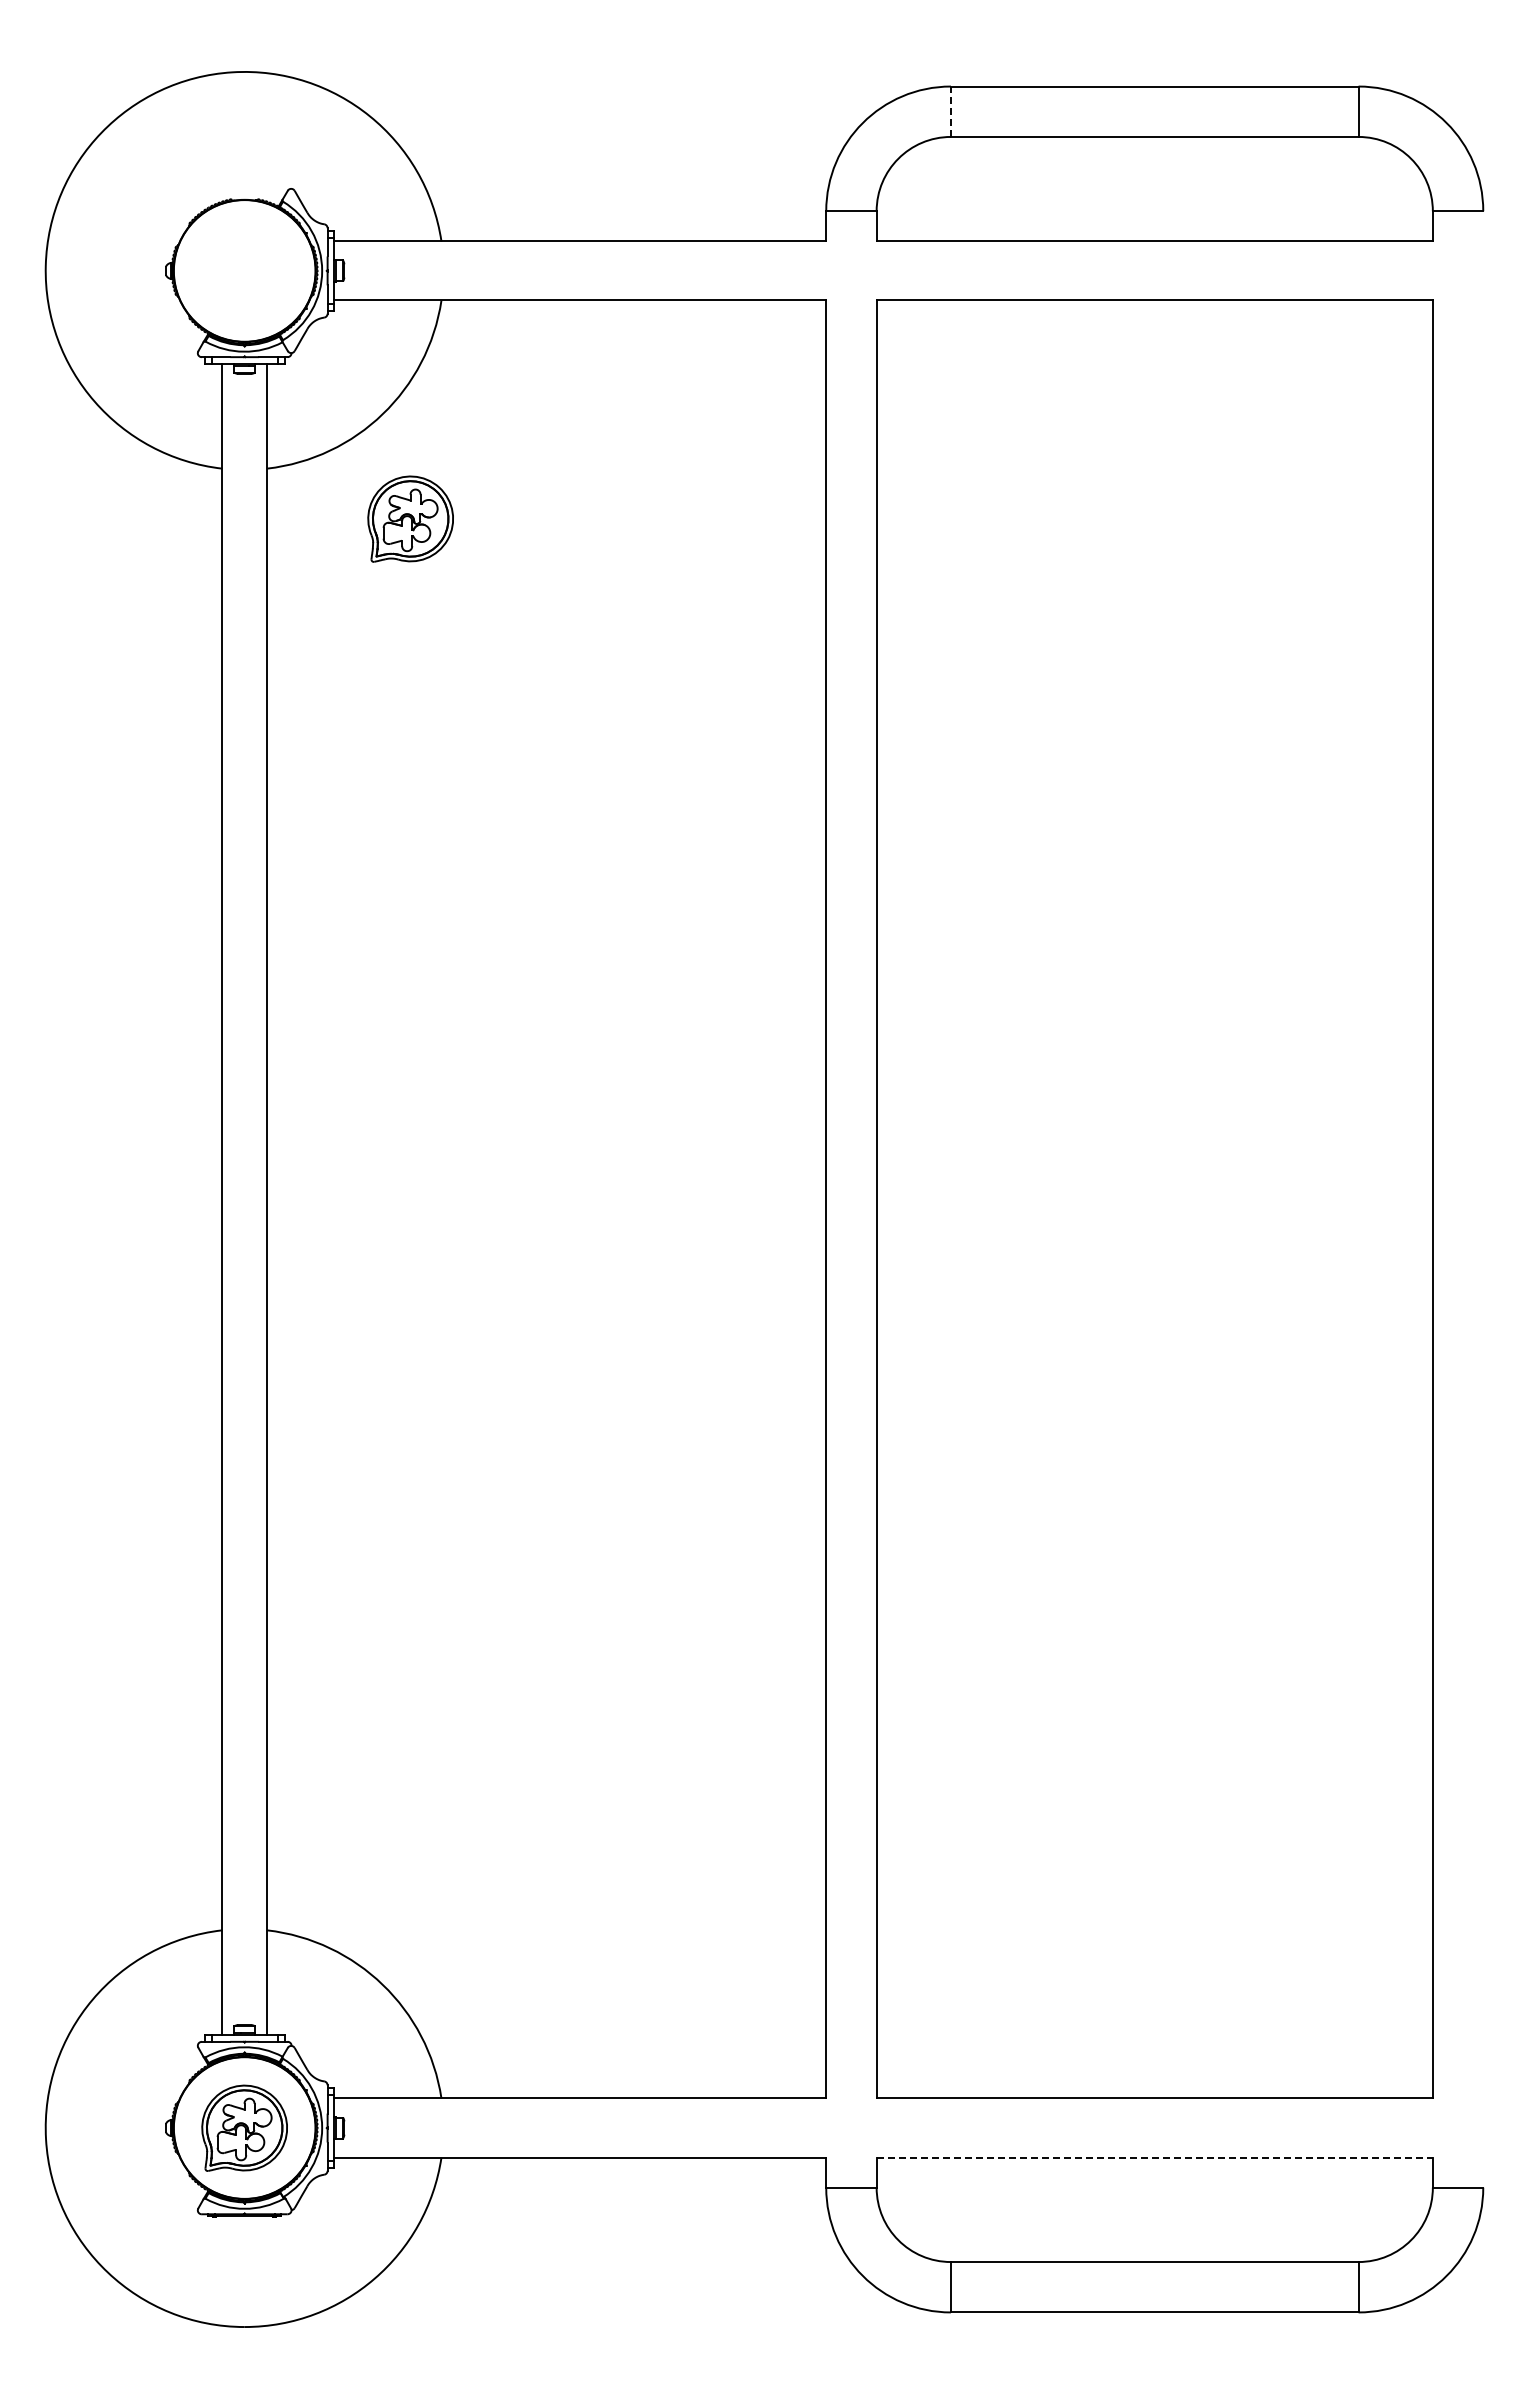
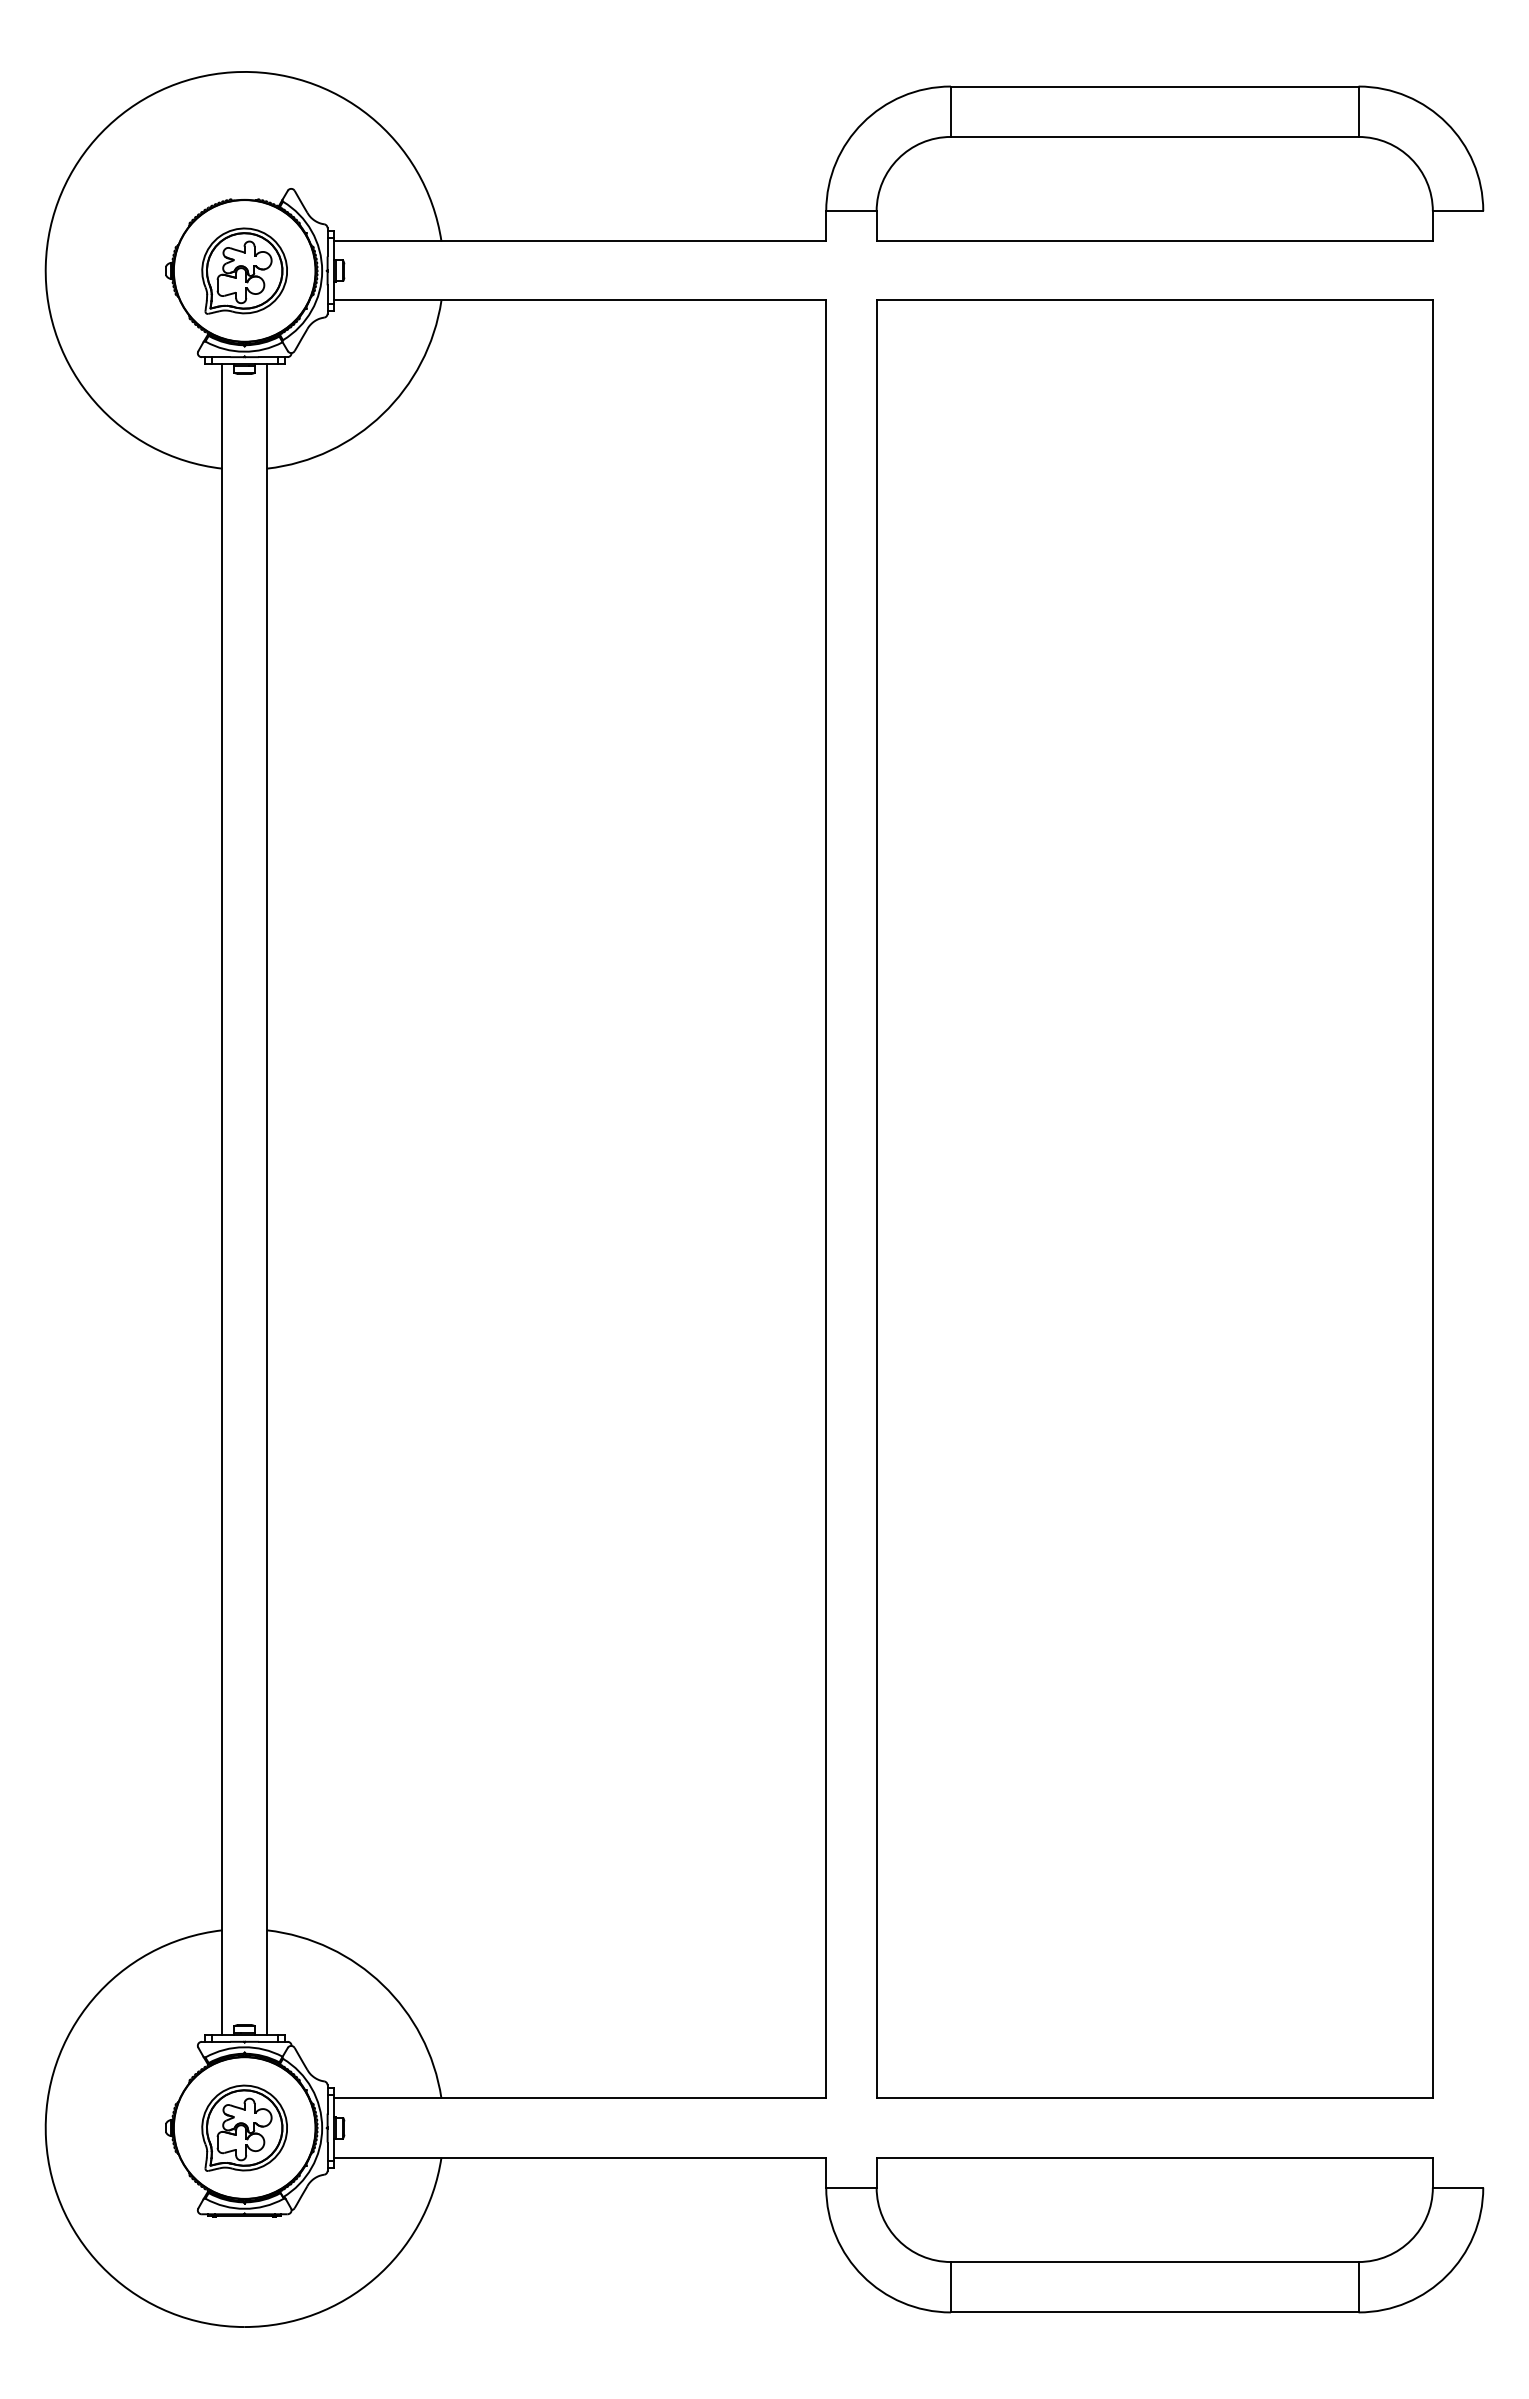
line: dashed -> solid (950, 111)
part position: (410, 518) -> (244, 270) (244, 270)
line: dashed -> solid (1155, 2157)
